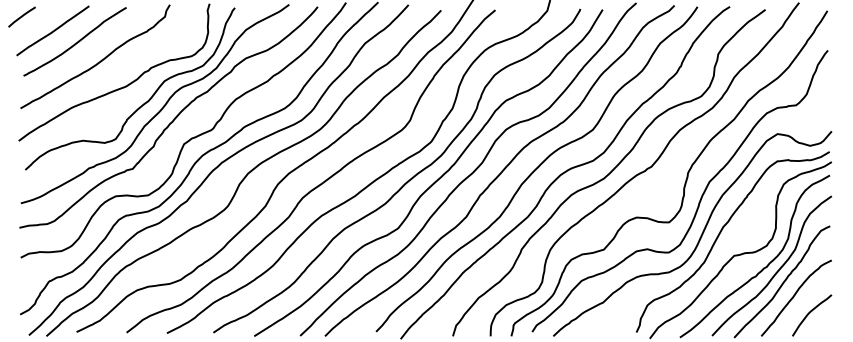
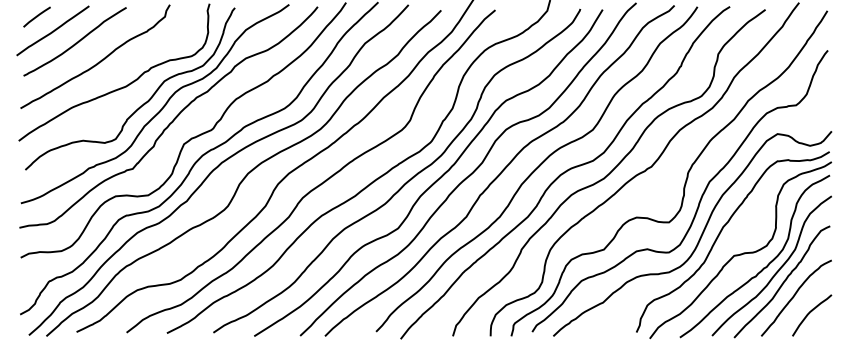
line position: (21, 16) -> (36, 16) (36, 16)
